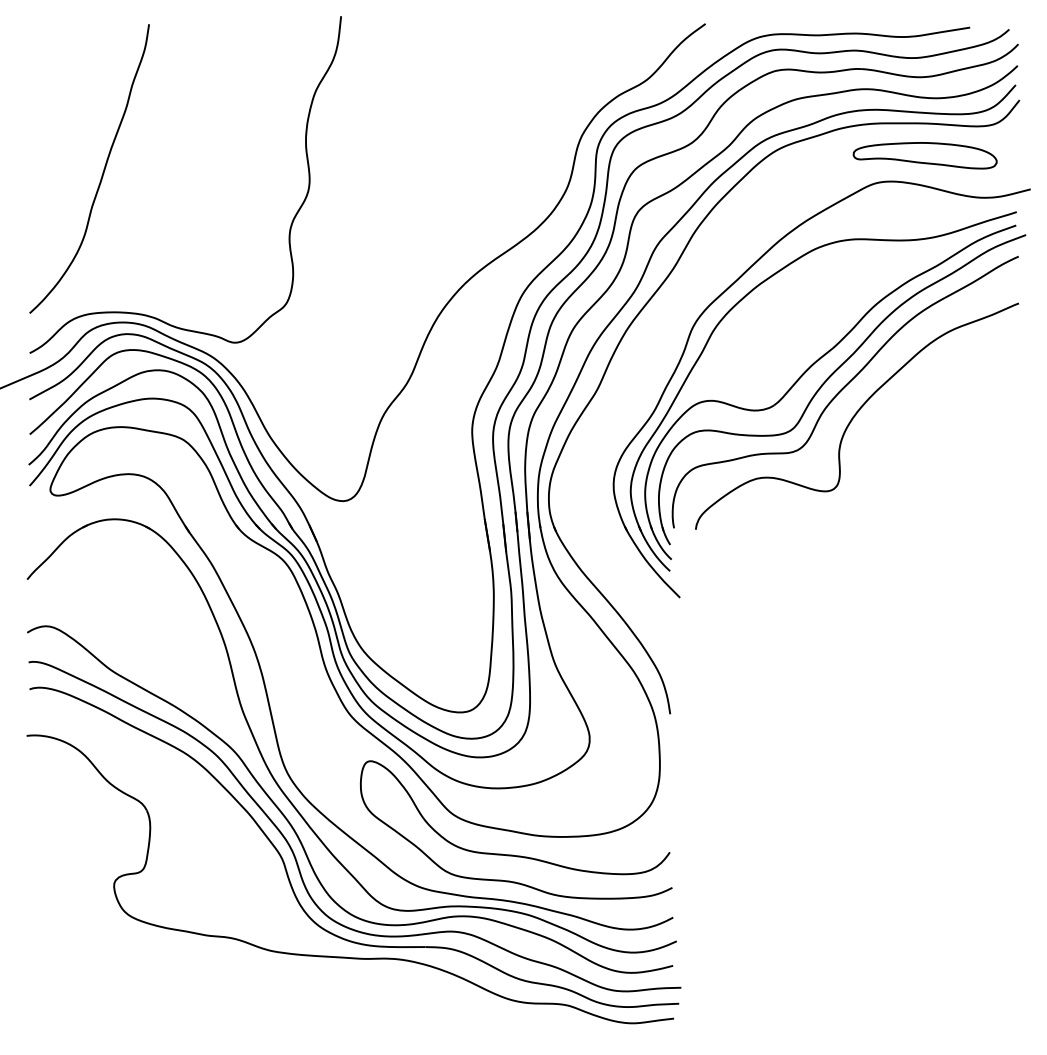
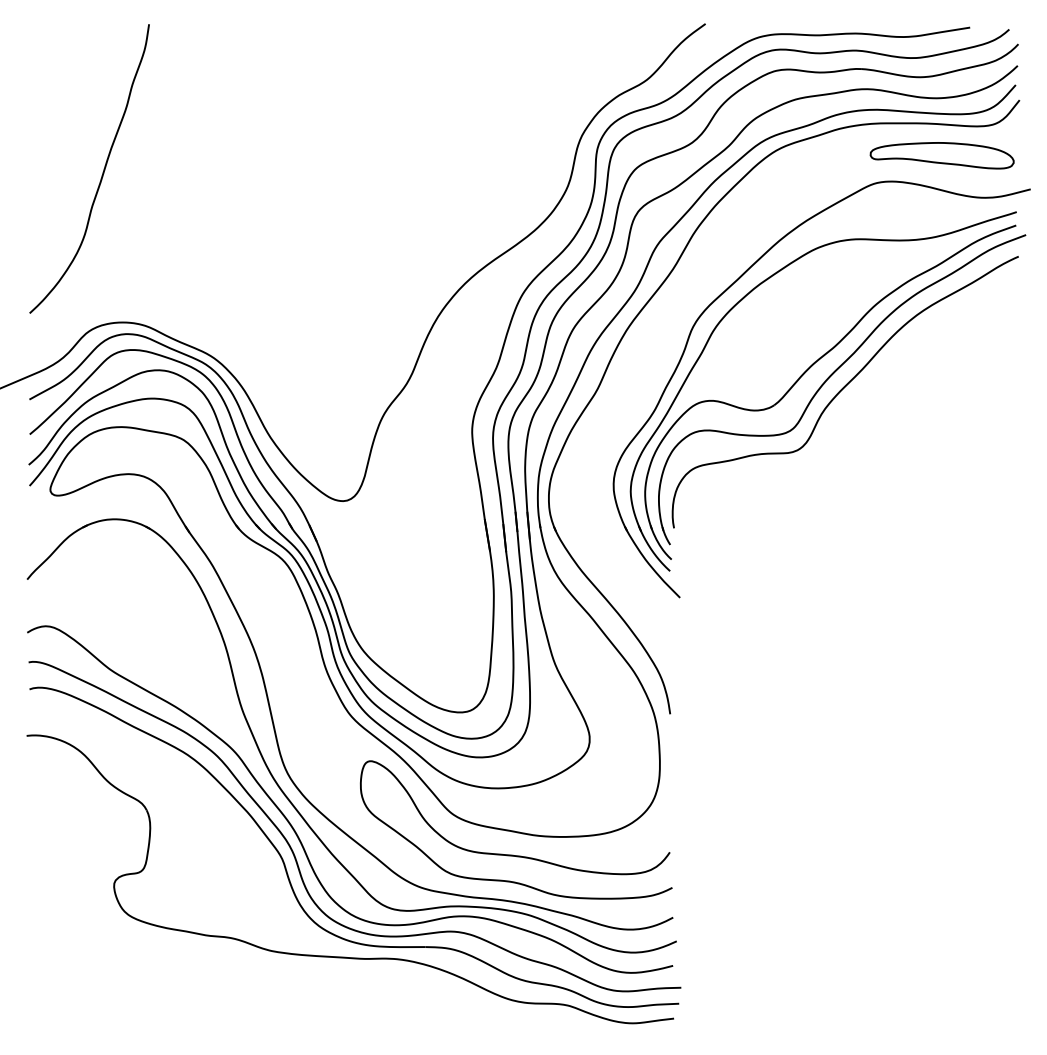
part position: (924, 155) -> (941, 155) (941, 155)
curve: present -> none (291, 221)
curve: present -> none (856, 414)
